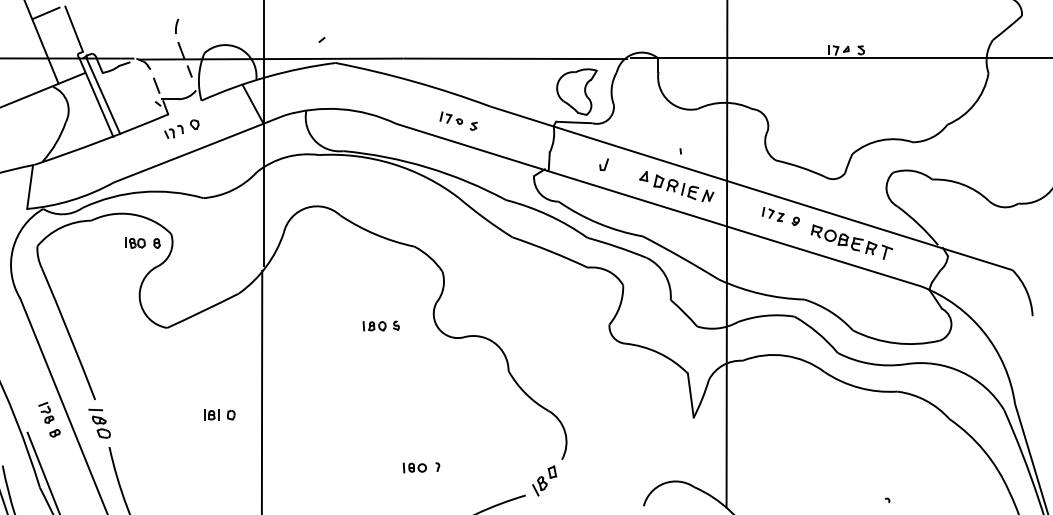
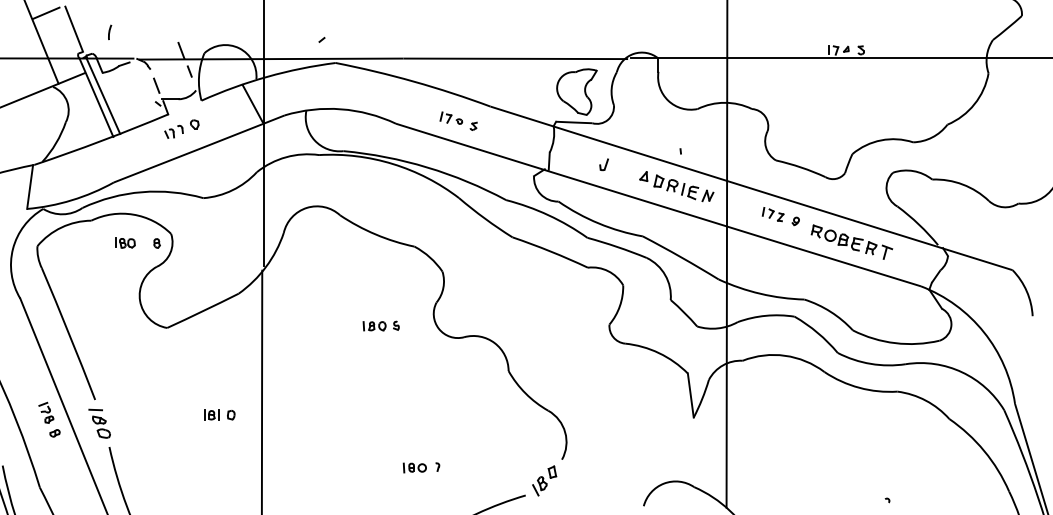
arc position: (177, 26) -> (110, 32) (110, 32)
part position: (135, 242) -> (125, 242) (125, 242)
line: present -> none (42, 471)
